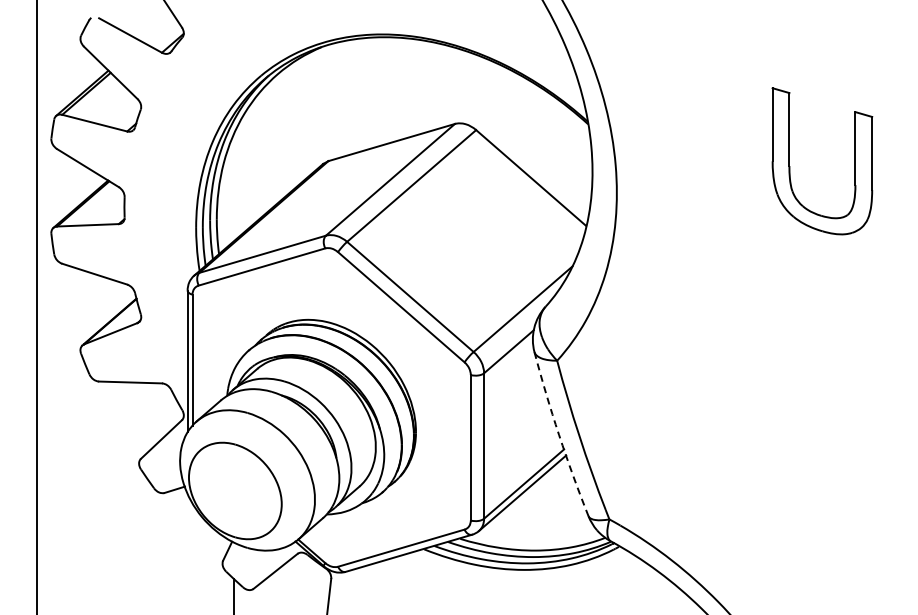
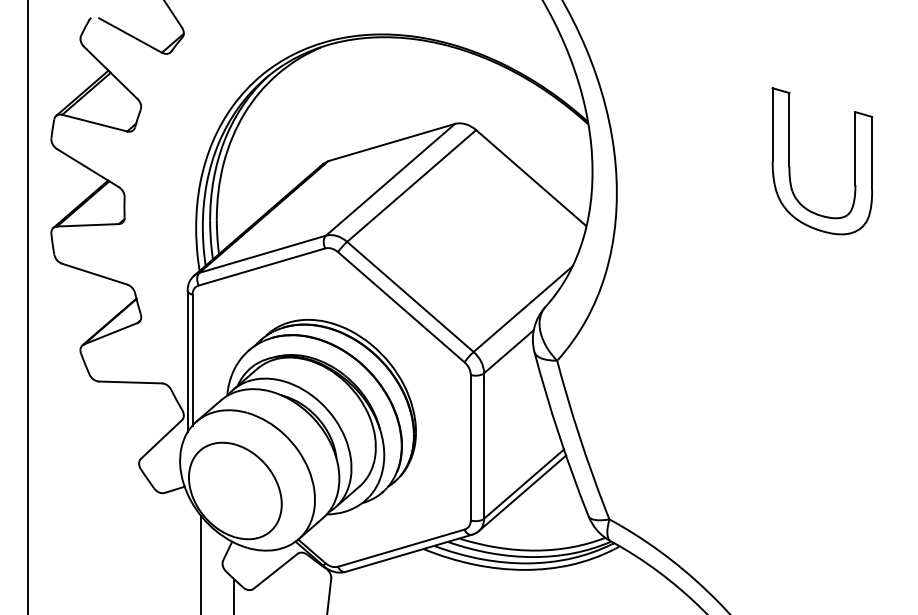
line position: (36, 306) -> (27, 306) (27, 306)
arc: dashed -> solid (559, 434)
line: none -> present (201, 563)
